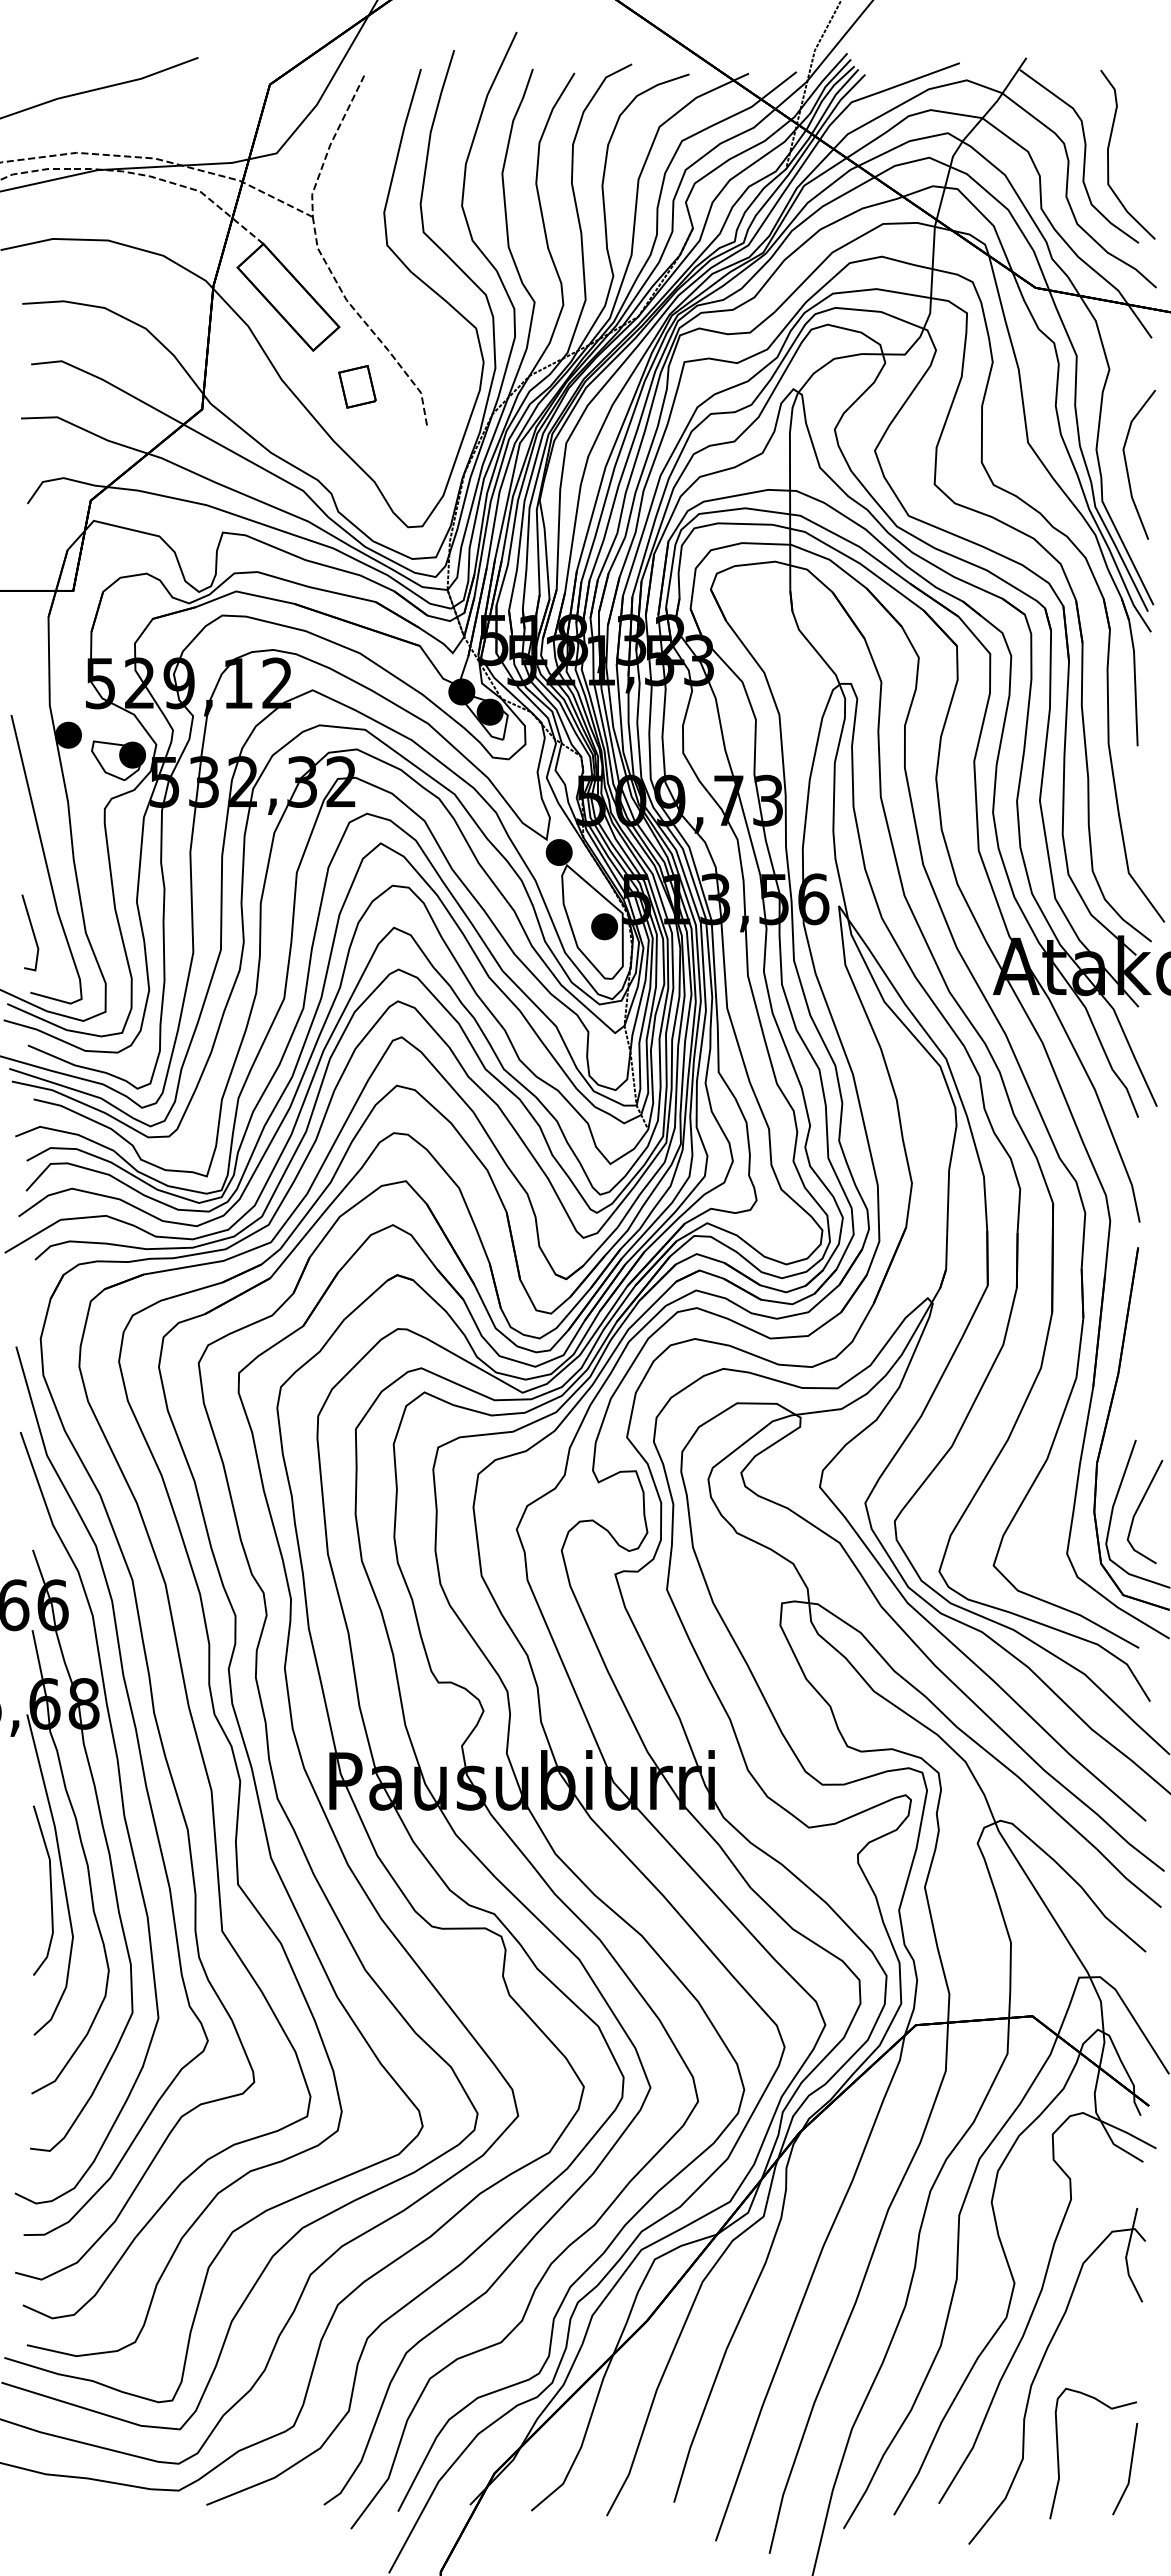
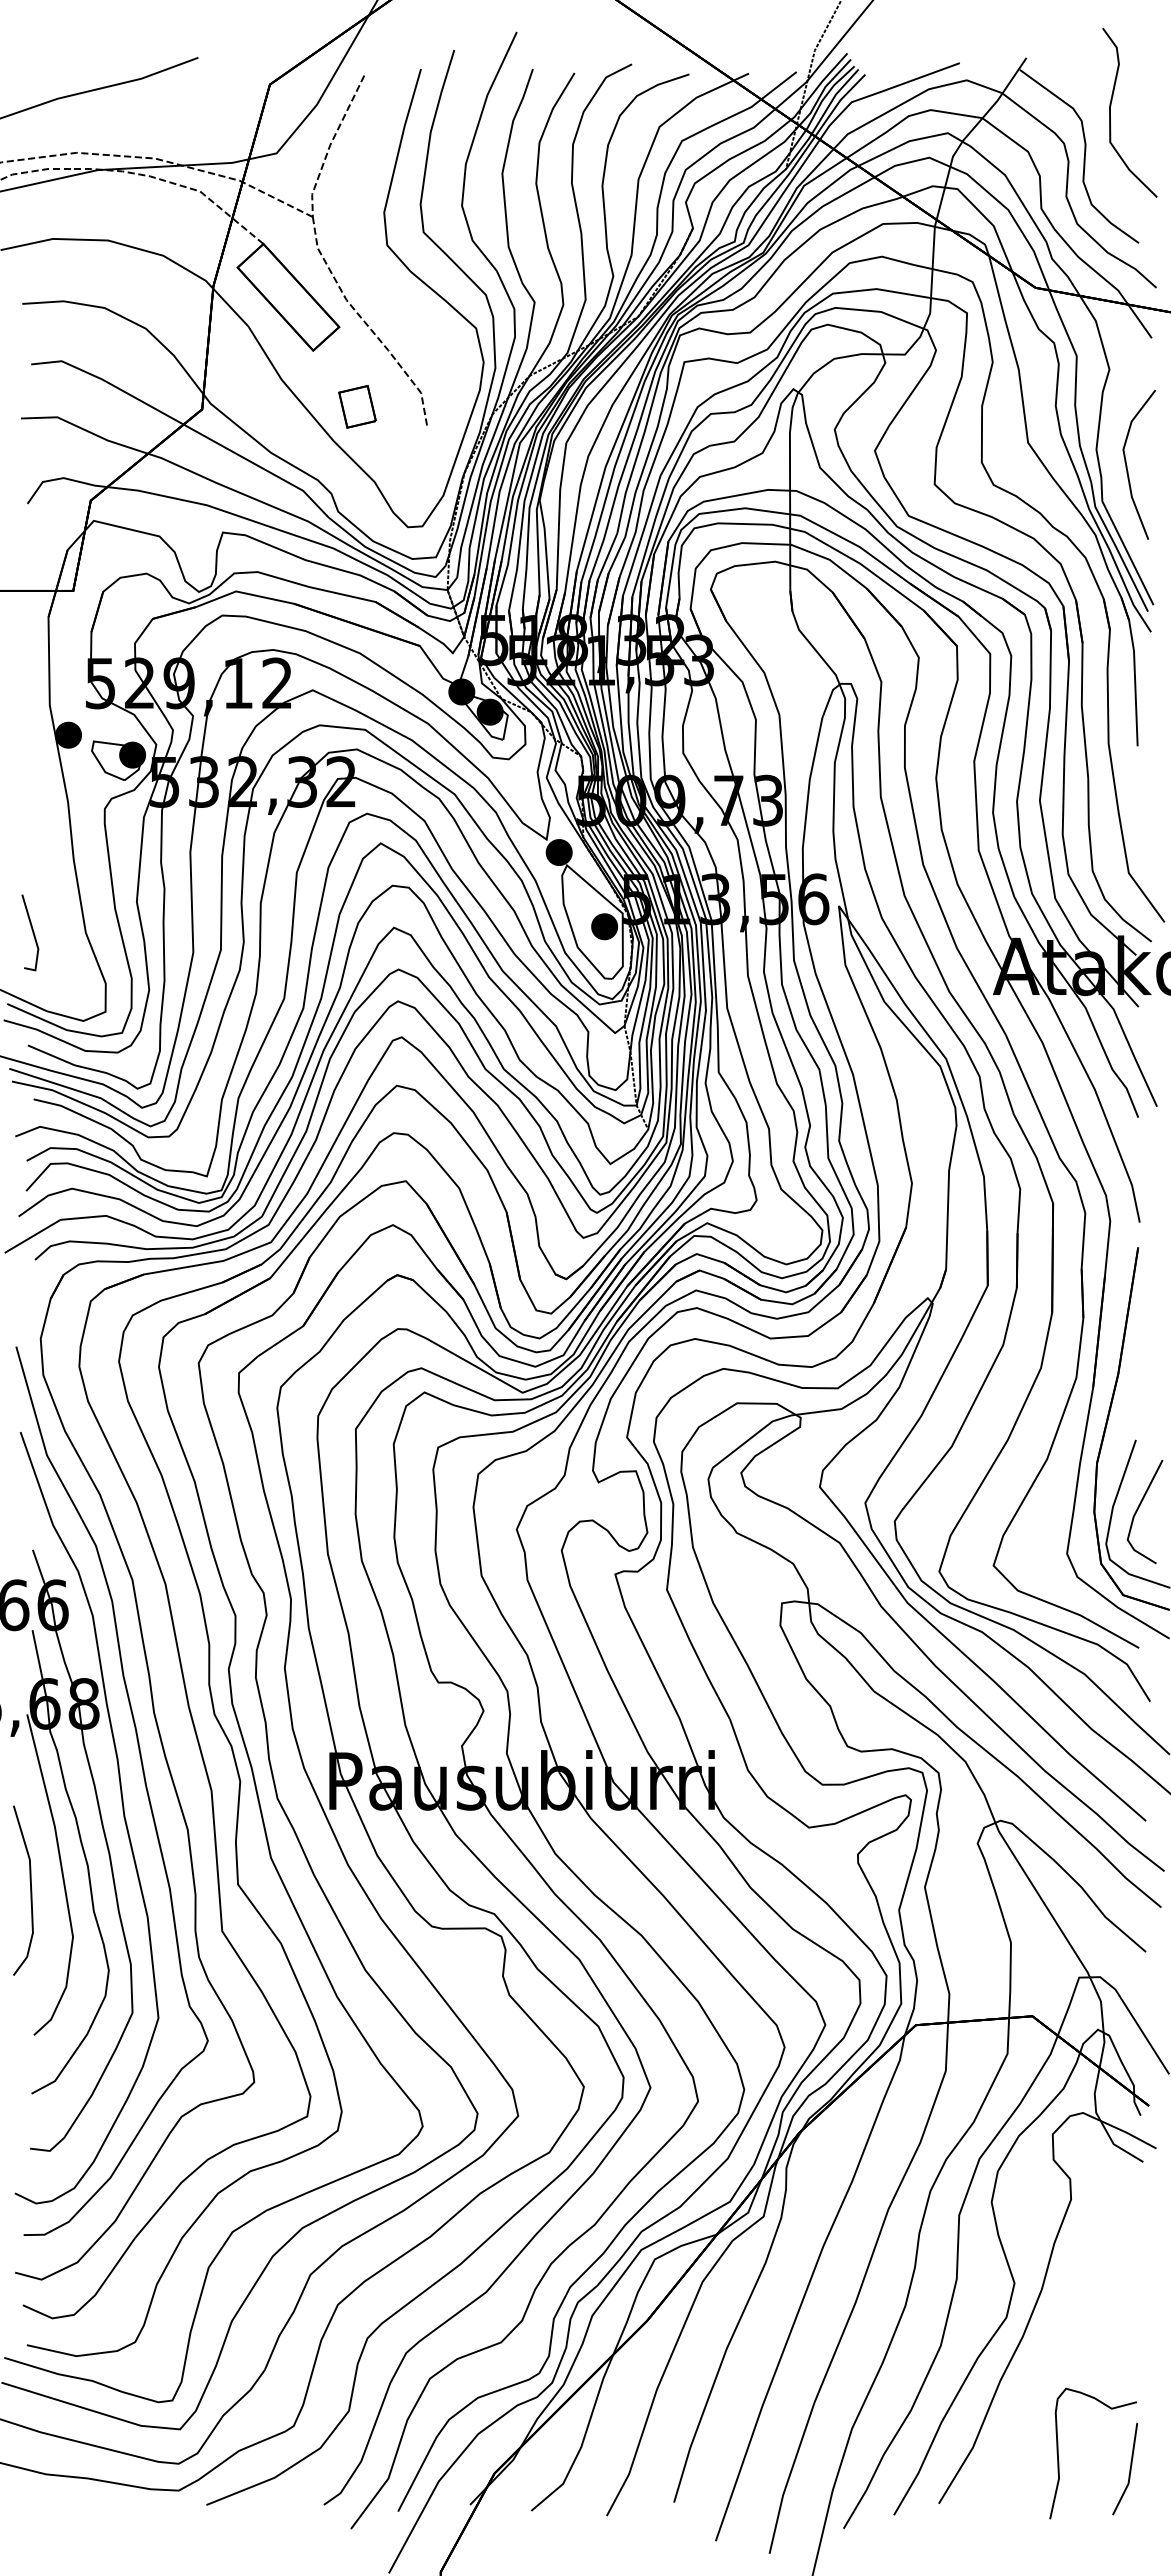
curve position: (1109, 148) -> (1111, 106) (1111, 106)
part position: (357, 386) -> (357, 406) (357, 406)
curve: present -> none (46, 859)
part position: (50, 1890) -> (30, 1890) (30, 1890)
part: present -> none (1040, 2367)
